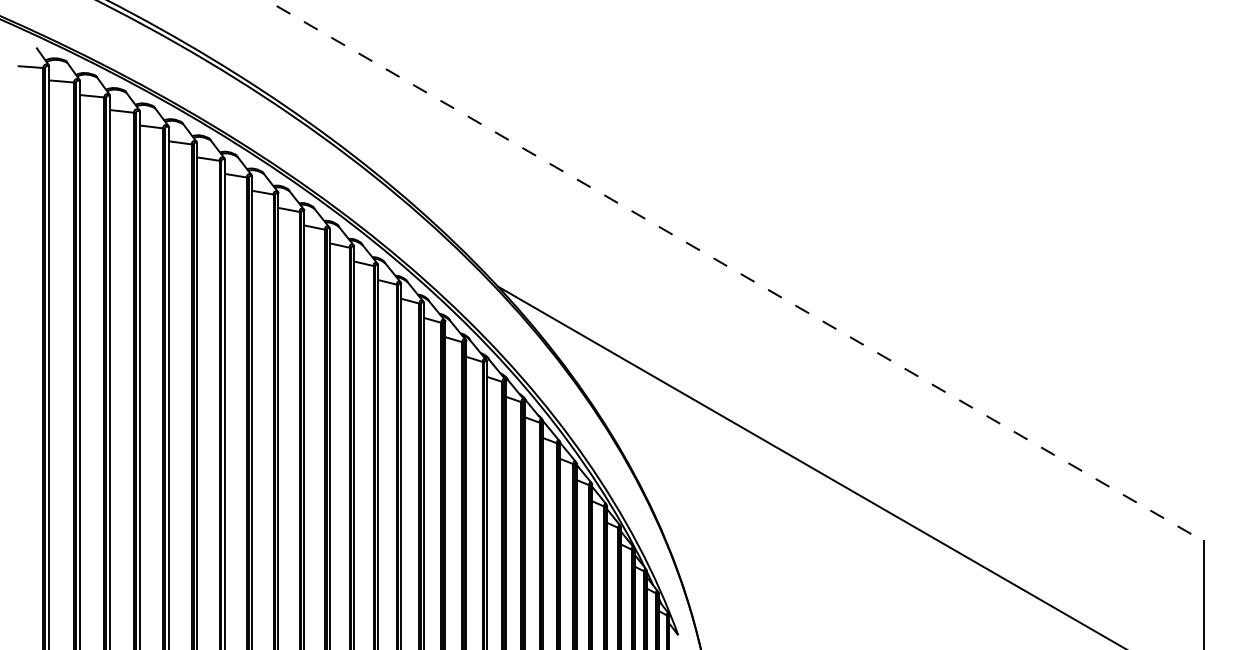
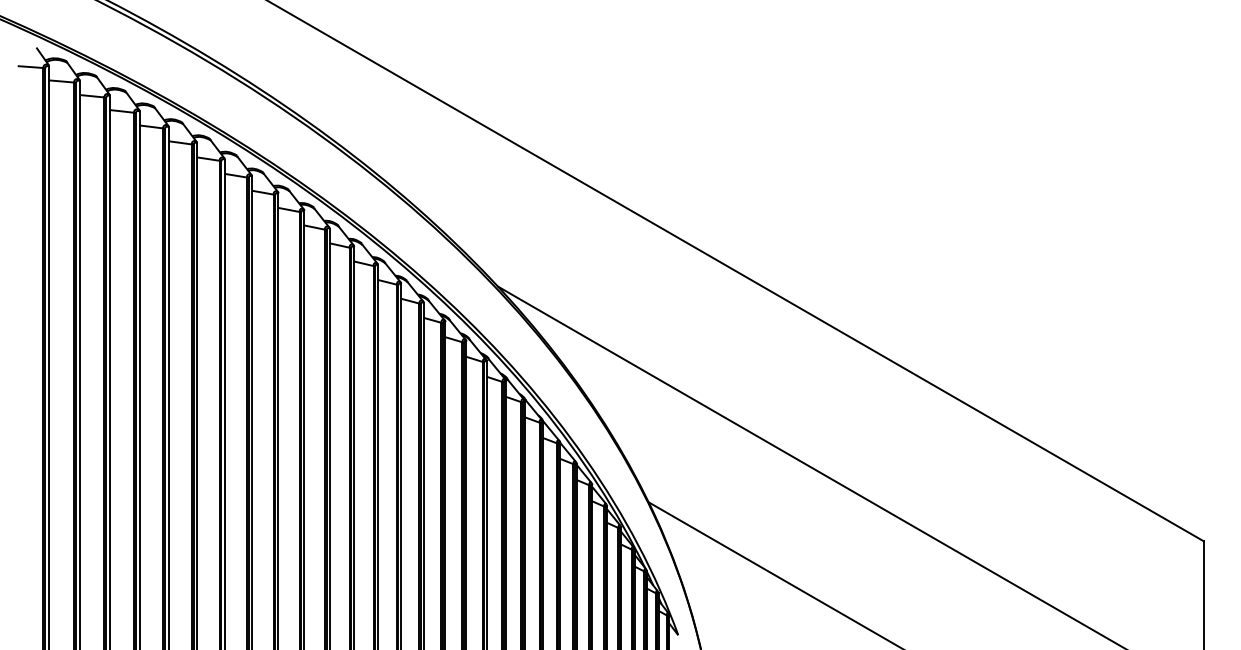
line: dashed -> solid (735, 270)
line: none -> present (773, 574)
